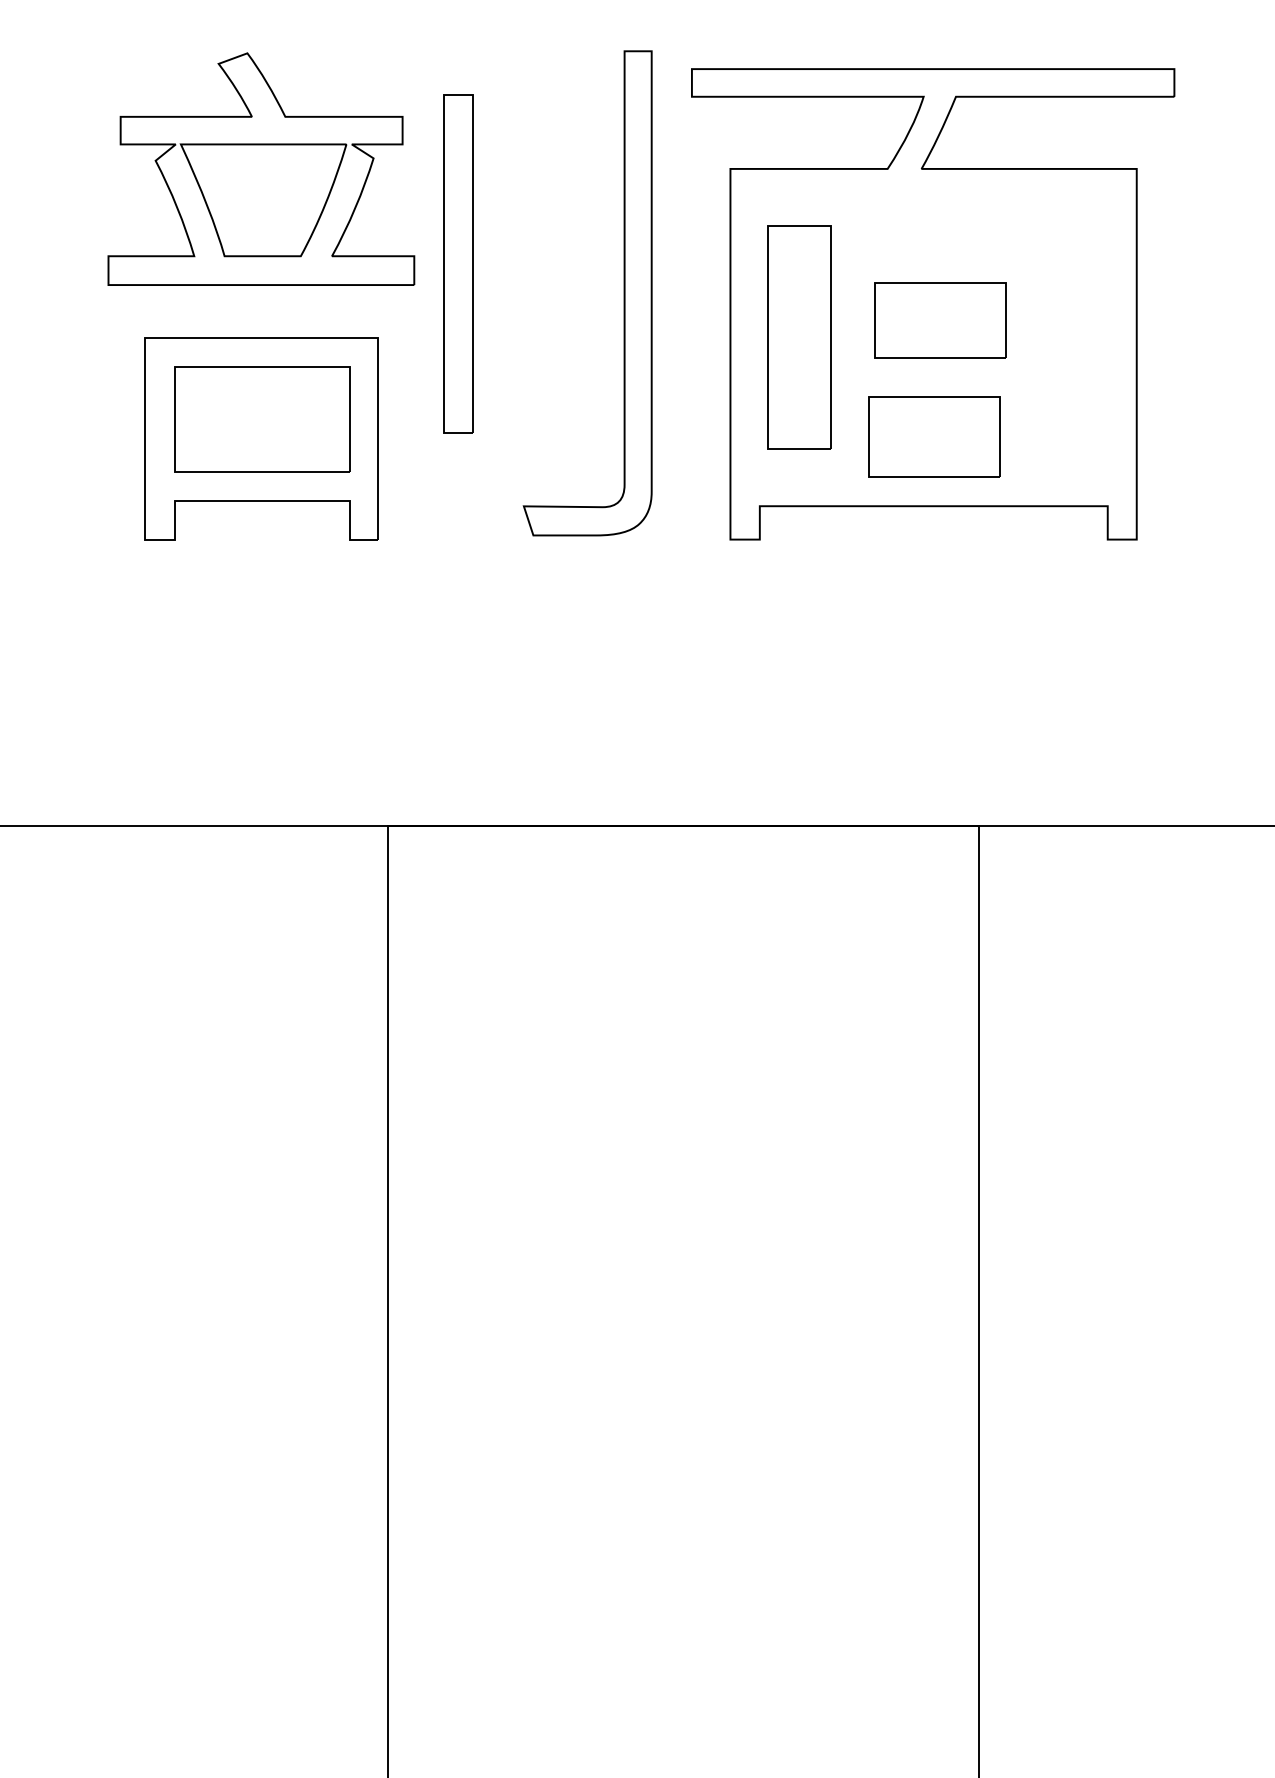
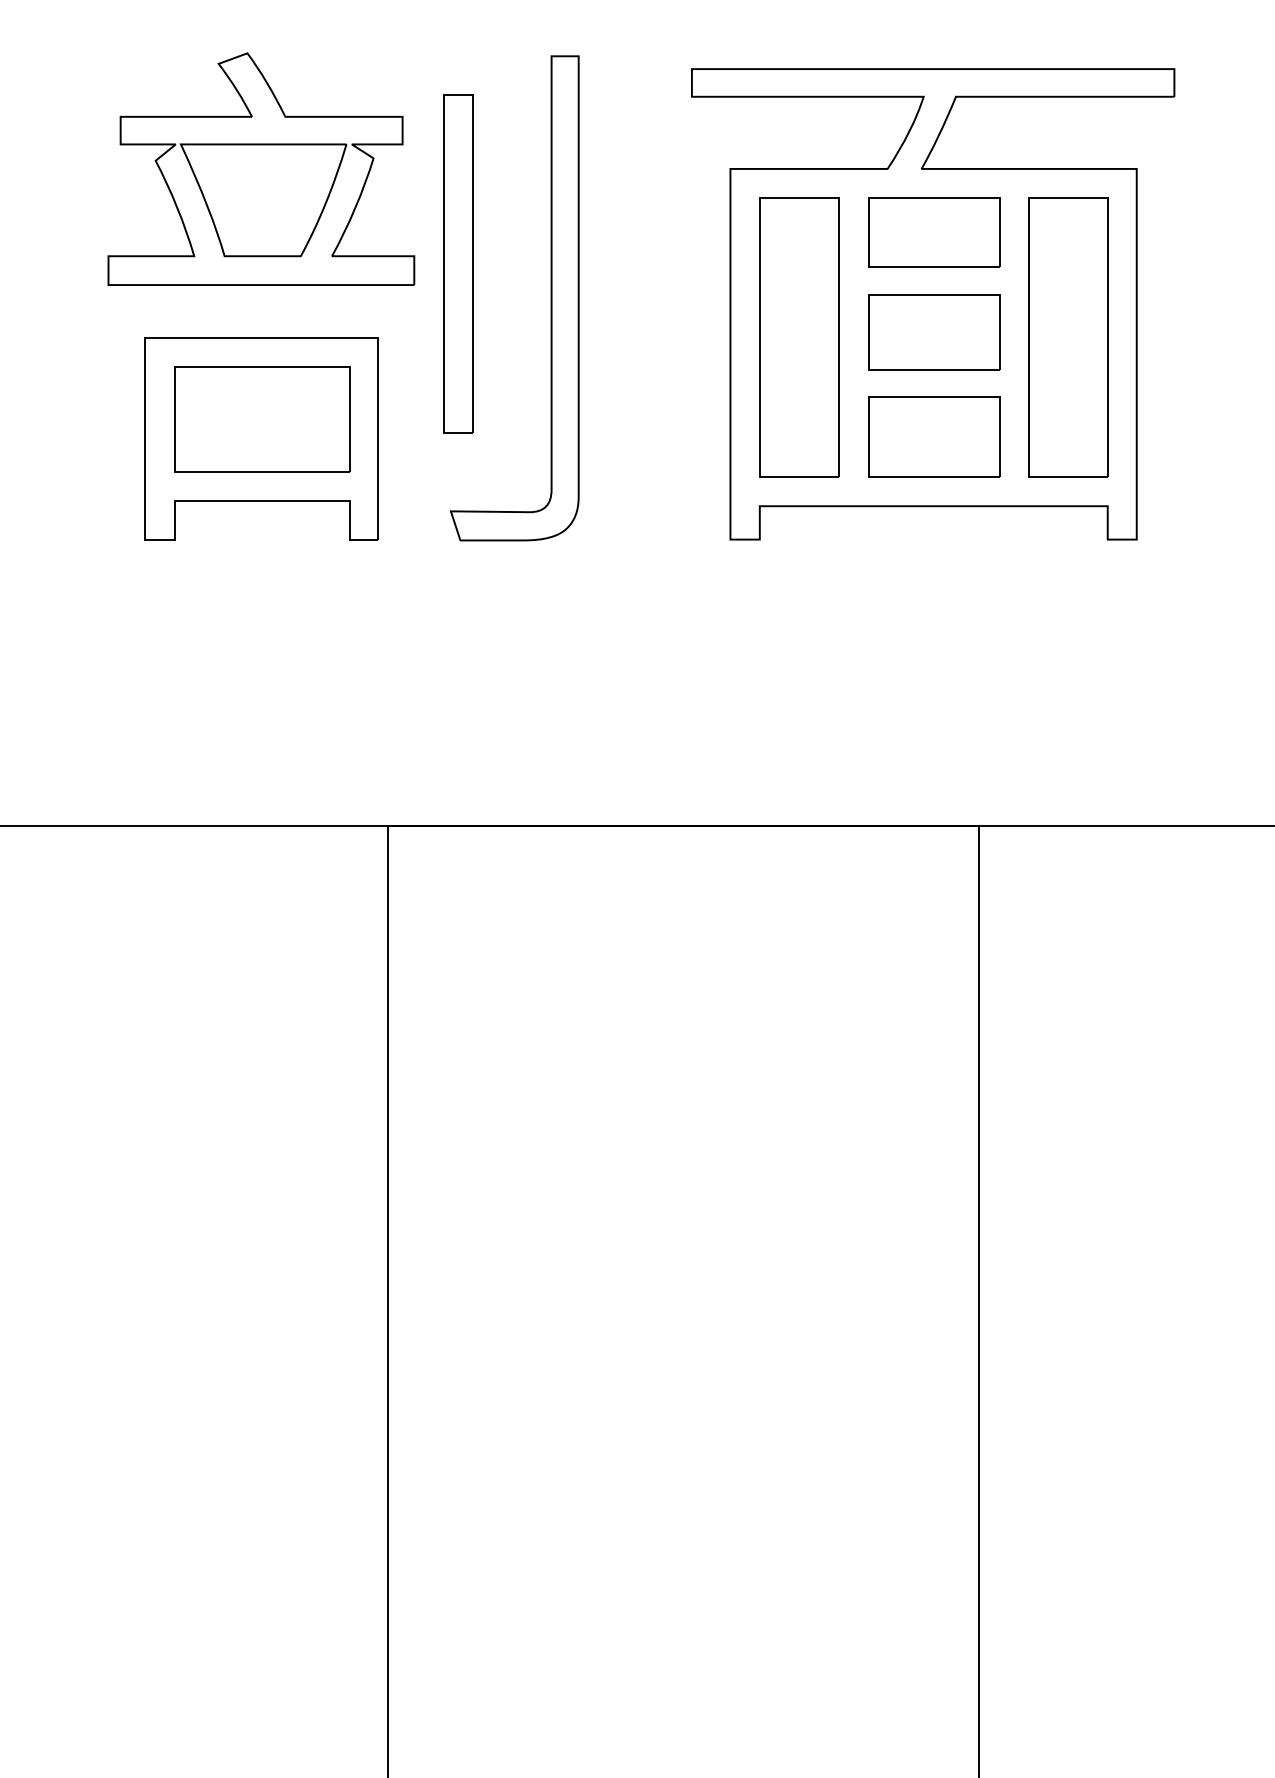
part: none -> present (934, 232)
part position: (623, 293) -> (550, 298) (550, 298)
part position: (940, 320) -> (934, 332) (934, 332)
part size: 65x225 px -> 81x281 px (799, 337)
part: none -> present (1068, 337)
